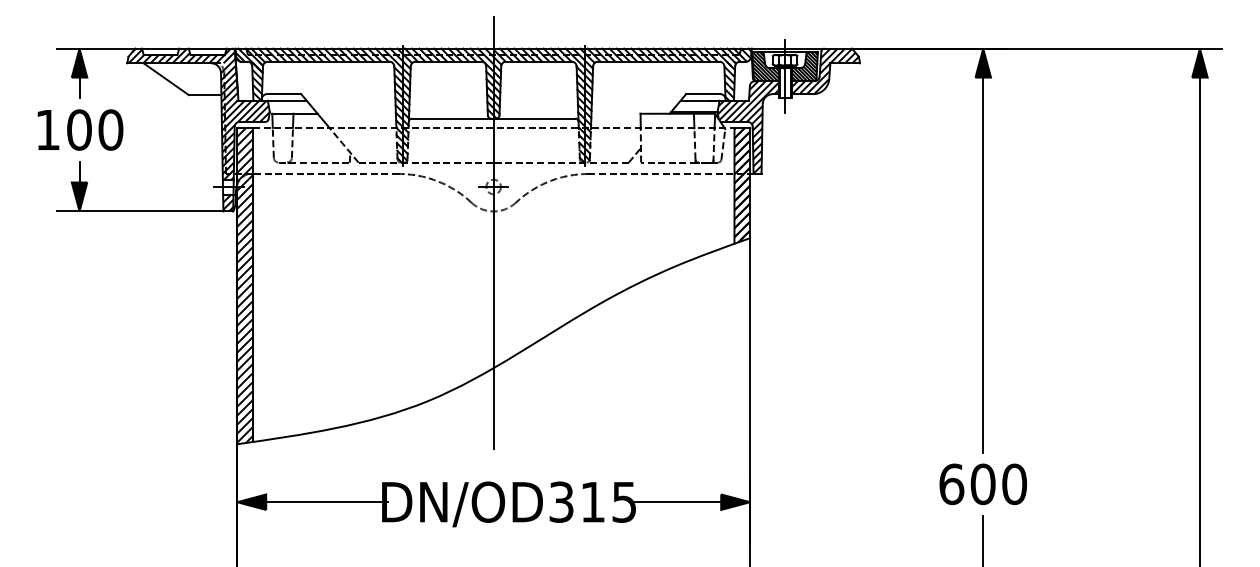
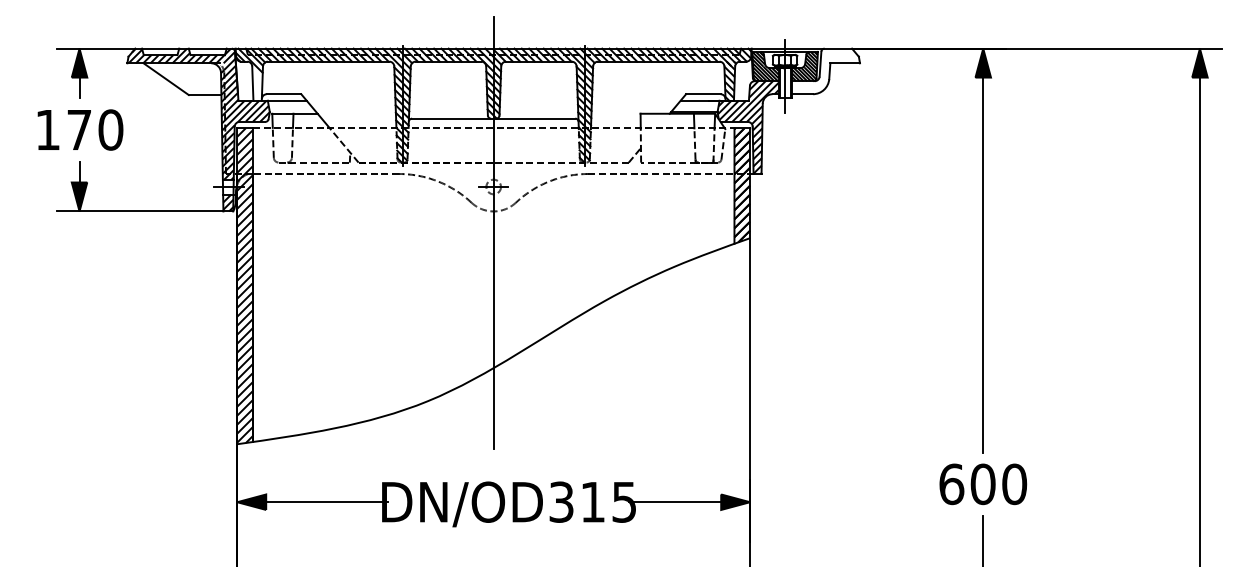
hatch: present -> none (825, 71)
hatch: present -> none (257, 80)
text: 100 -> 170 (79, 129)
